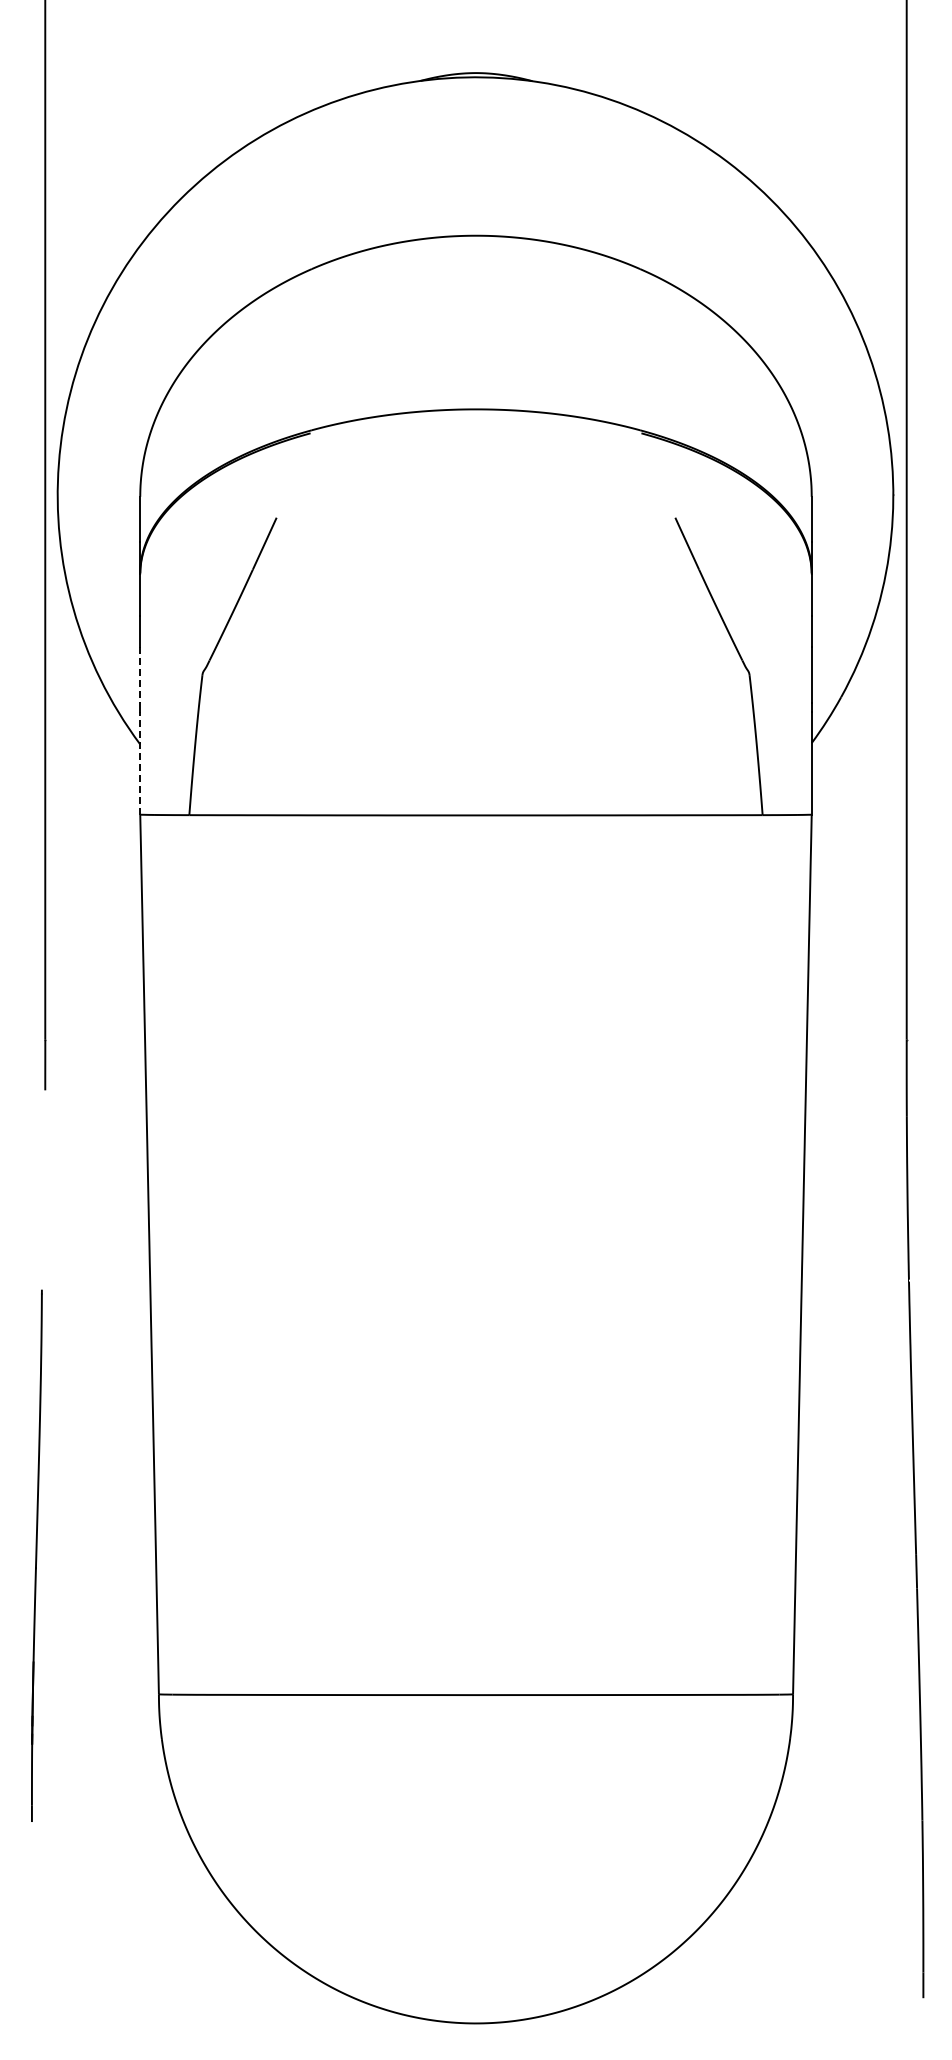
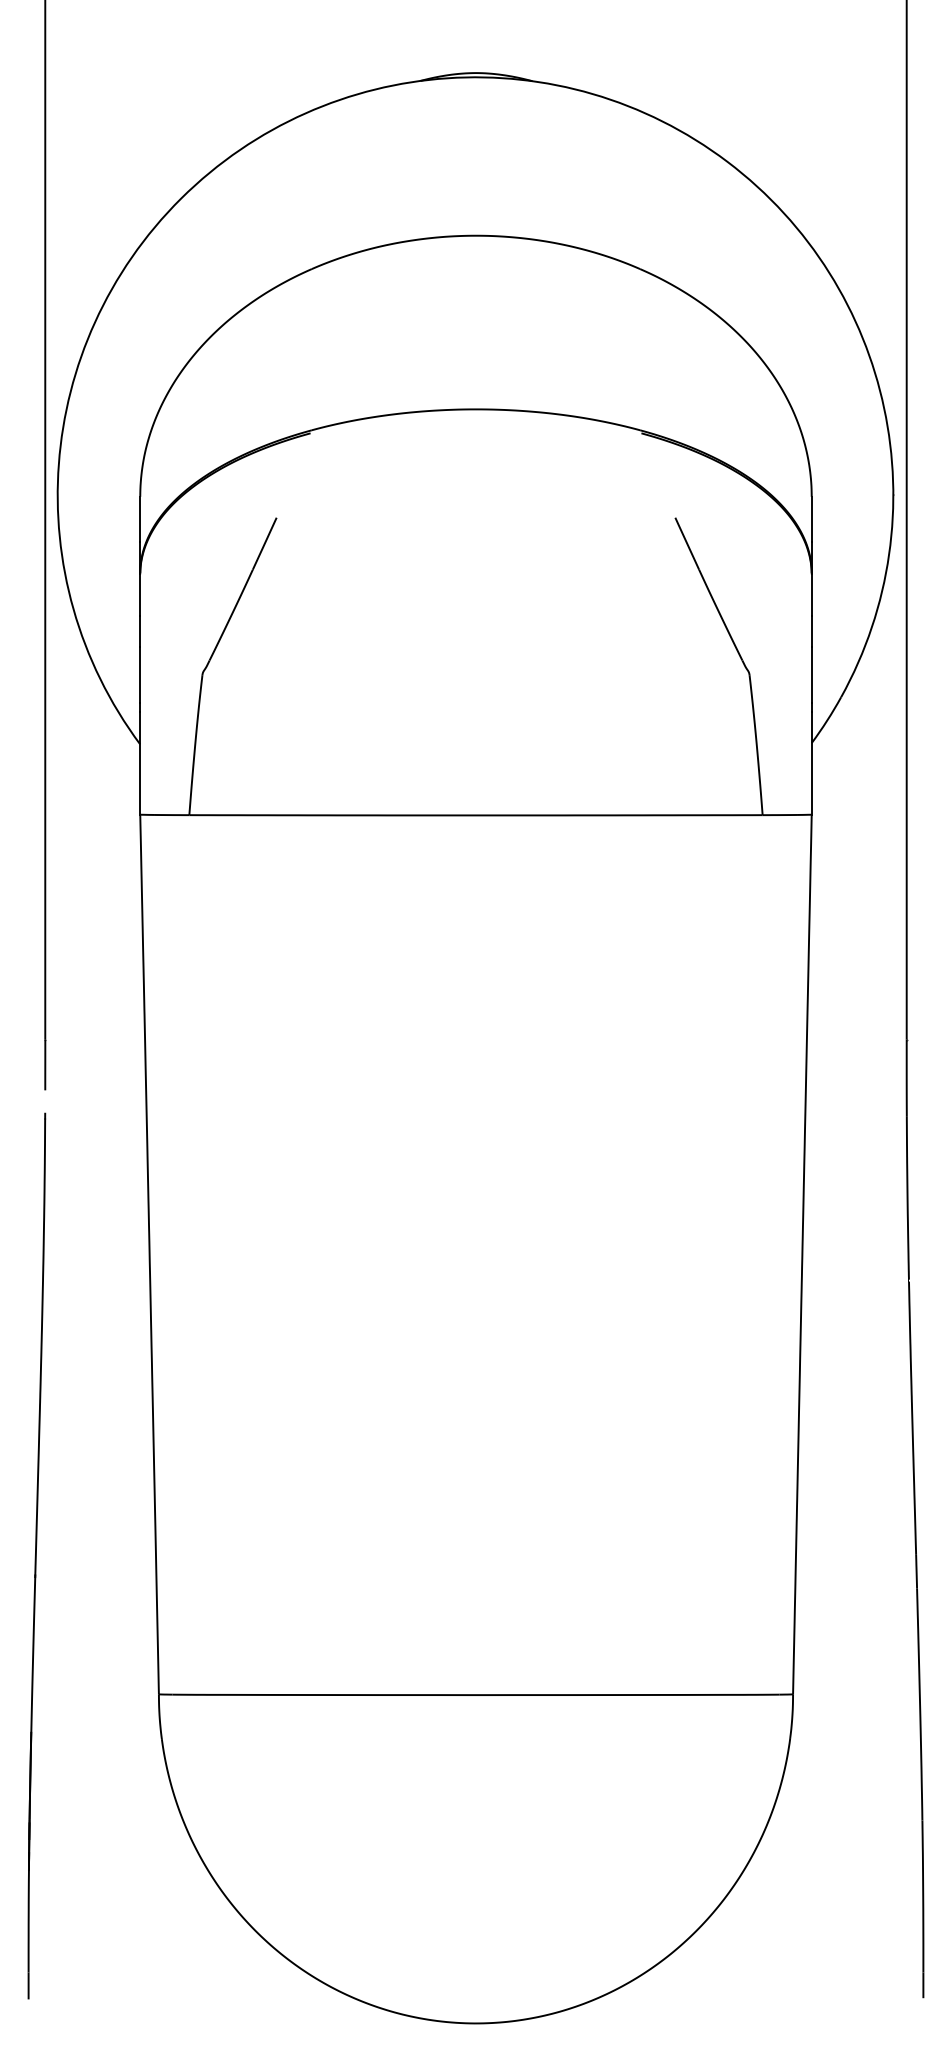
line: dashed -> solid (140, 675)
line: dashed -> solid (140, 763)
part size: 12x533 px -> 20x888 px (36, 1555)
